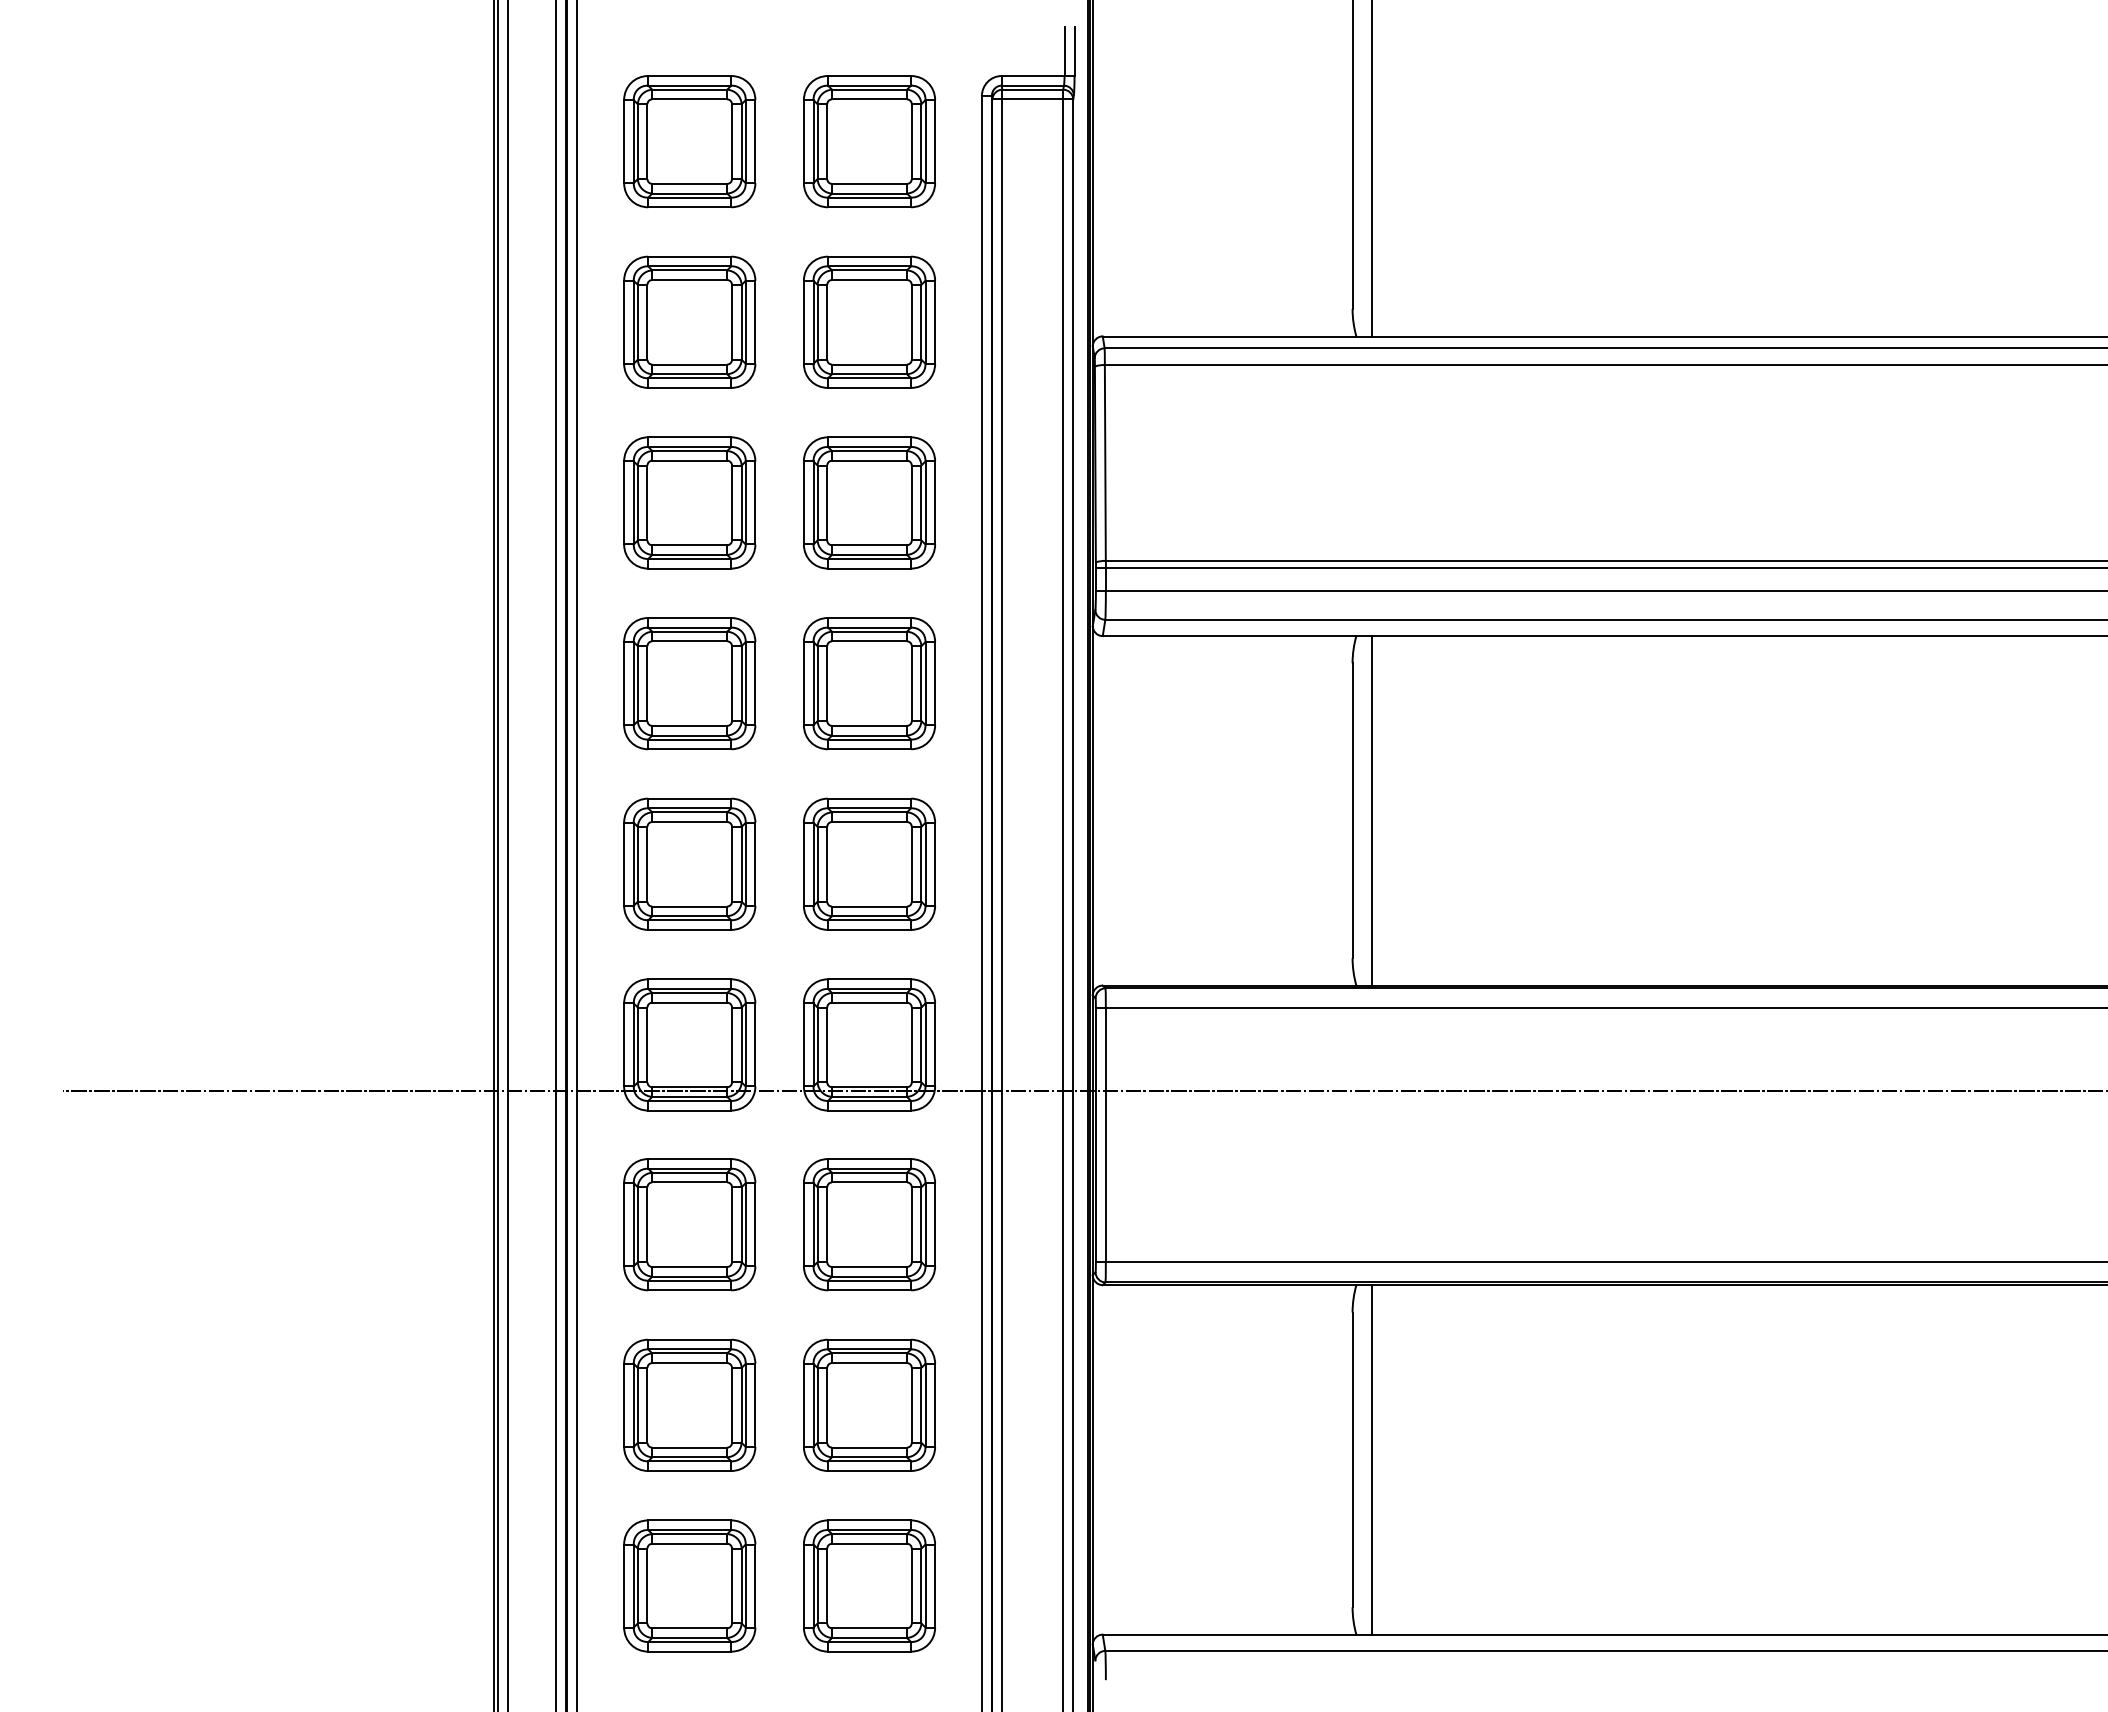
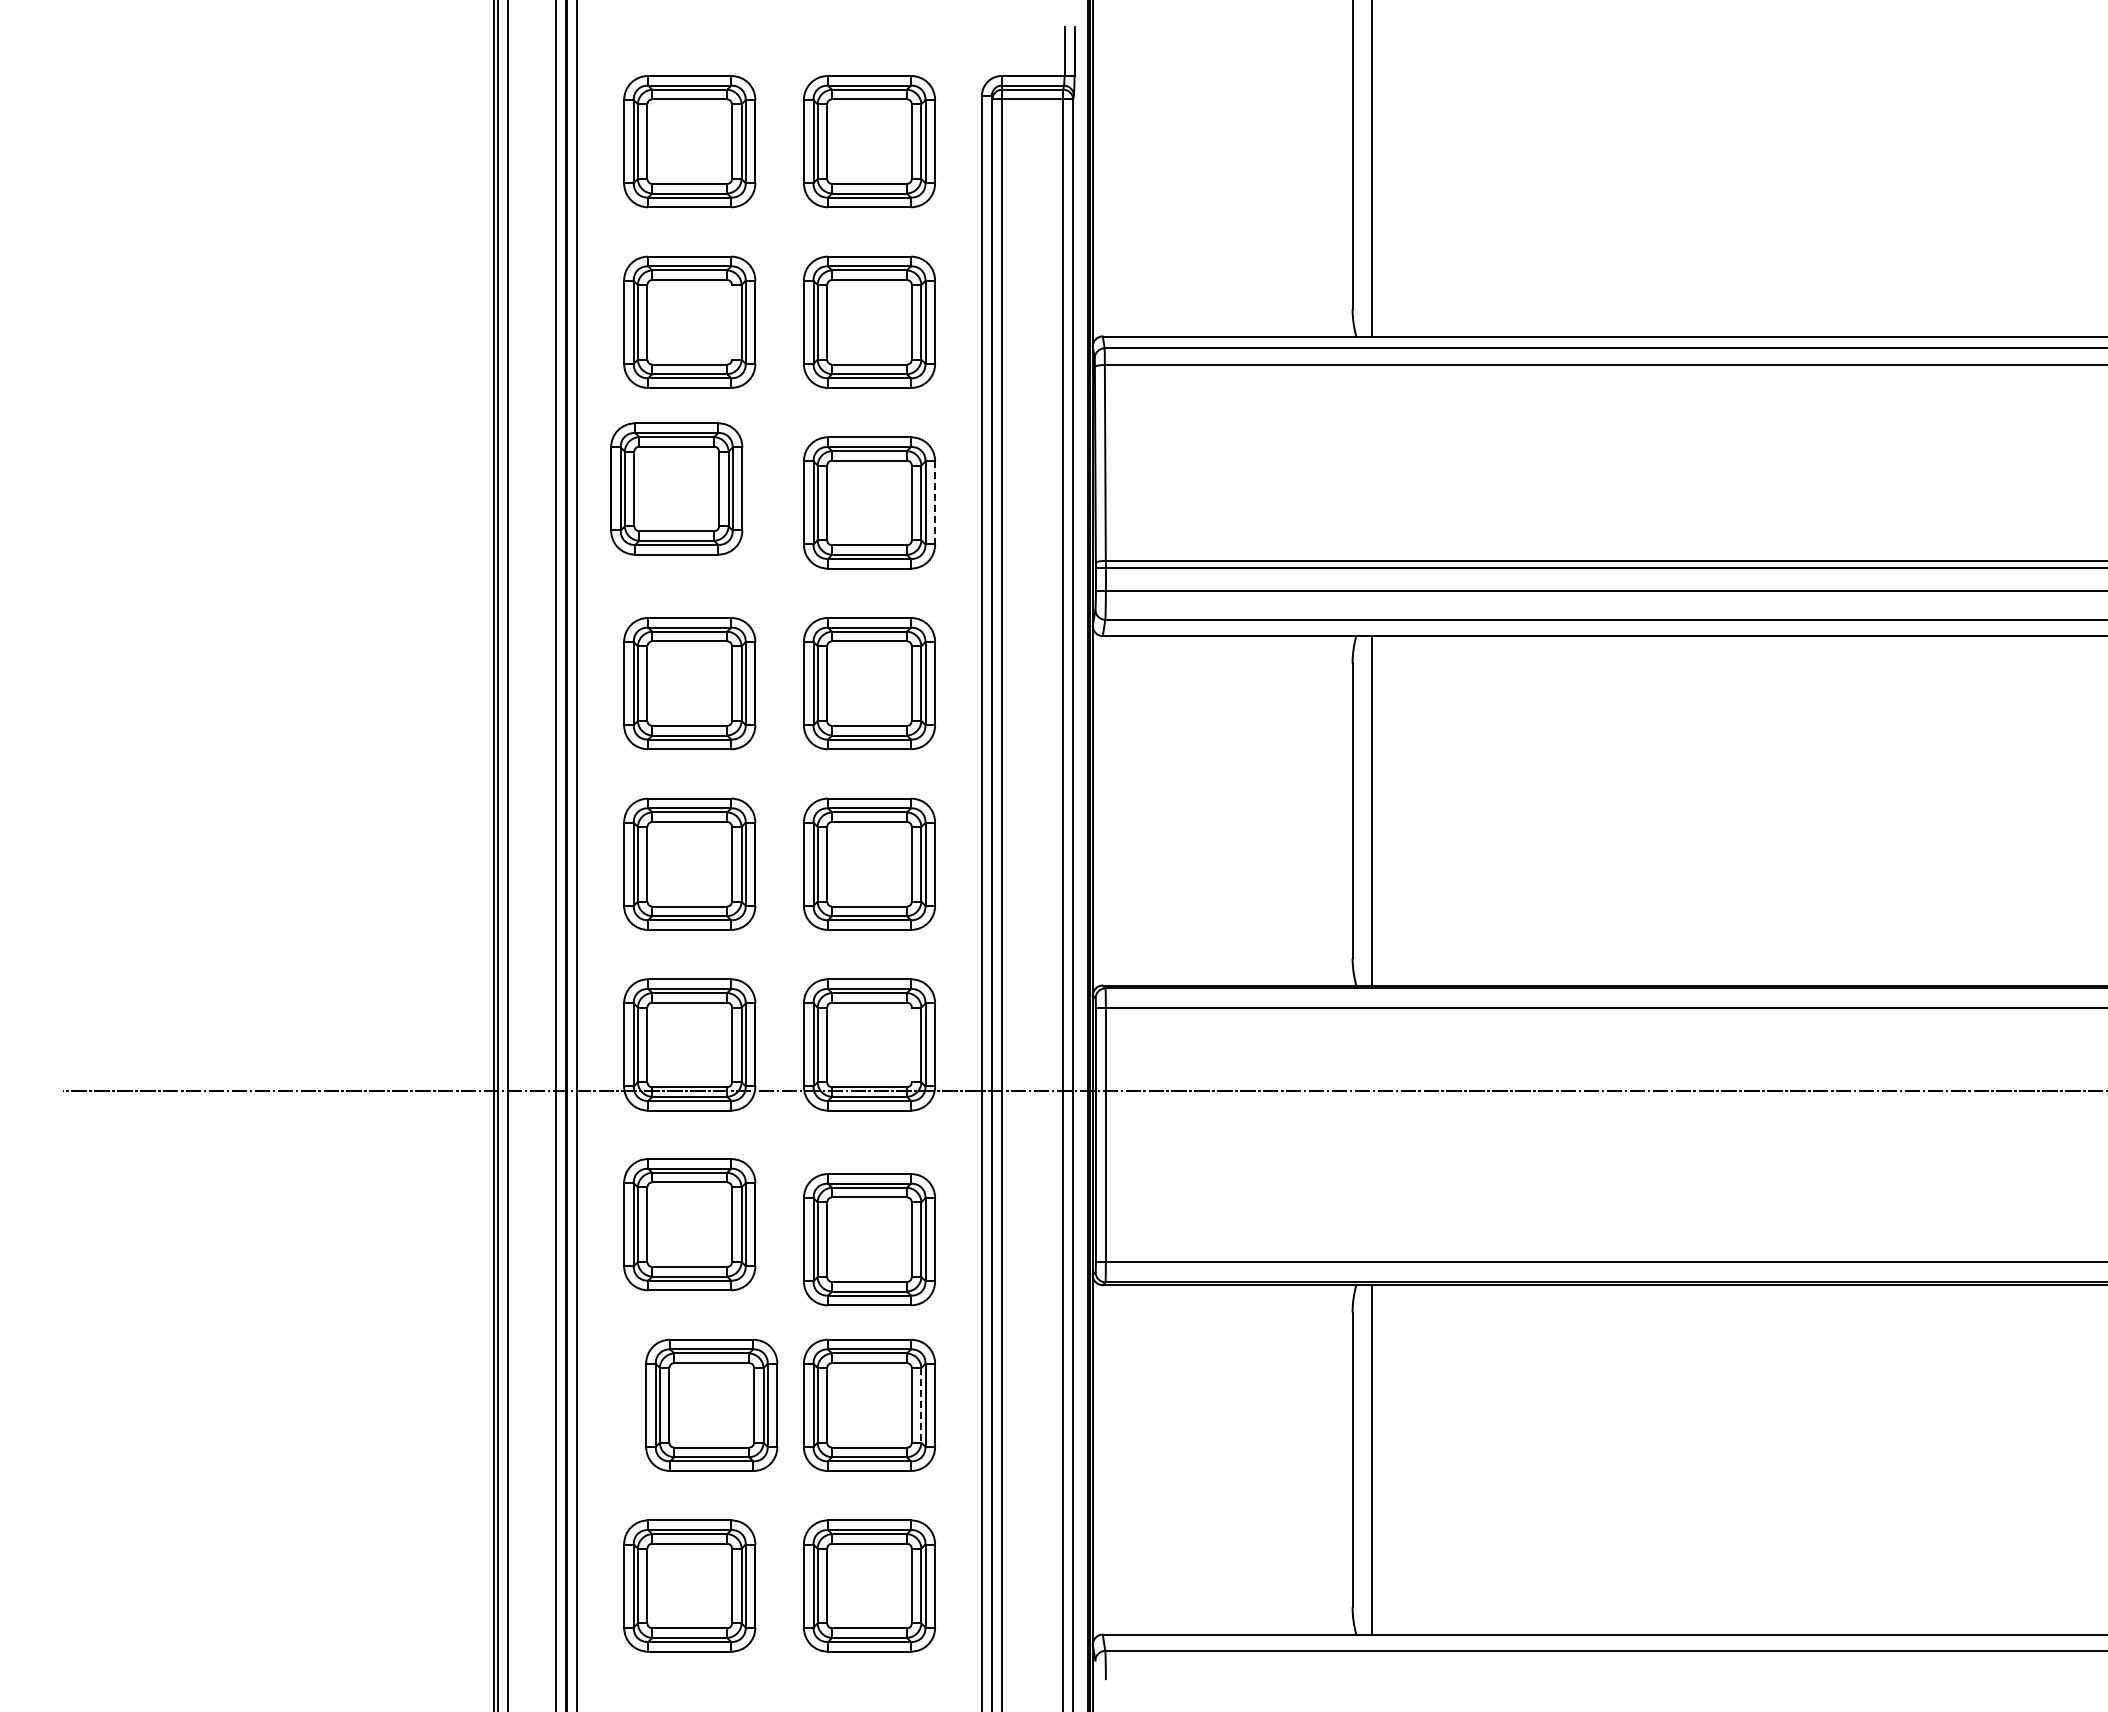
line: present -> none (732, 321)
part position: (689, 502) -> (676, 488) (676, 488)
line: solid -> dashed (935, 502)
line: present -> none (911, 1044)
part position: (869, 1224) -> (869, 1239) (869, 1239)
part position: (689, 1404) -> (711, 1404) (711, 1404)
line: solid -> dashed (921, 1405)
